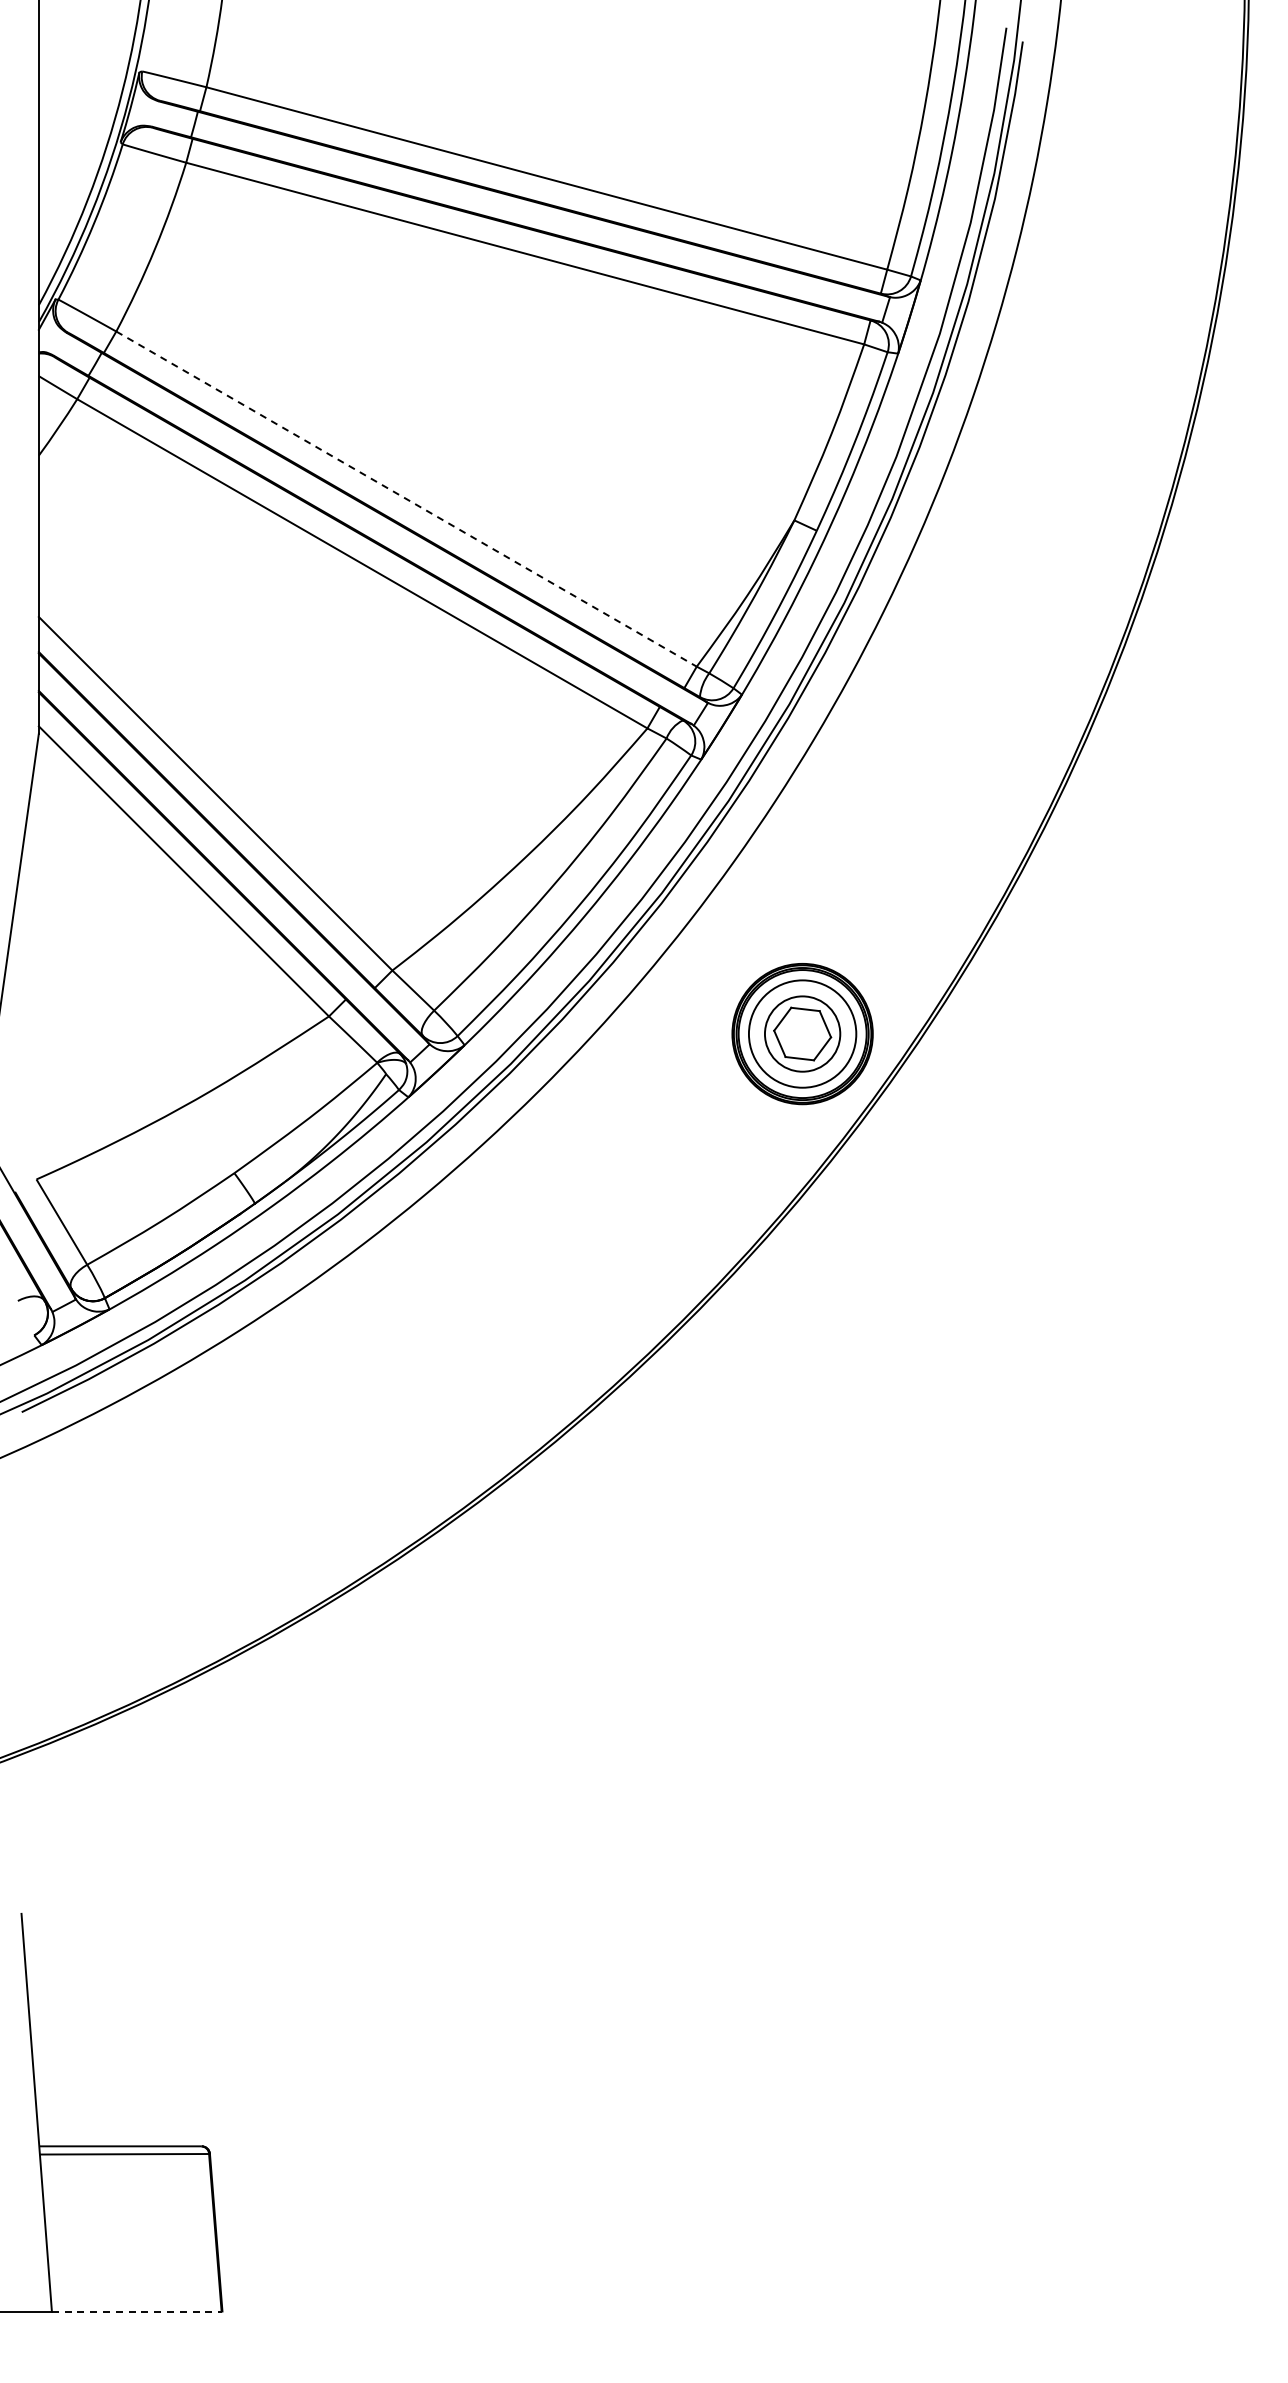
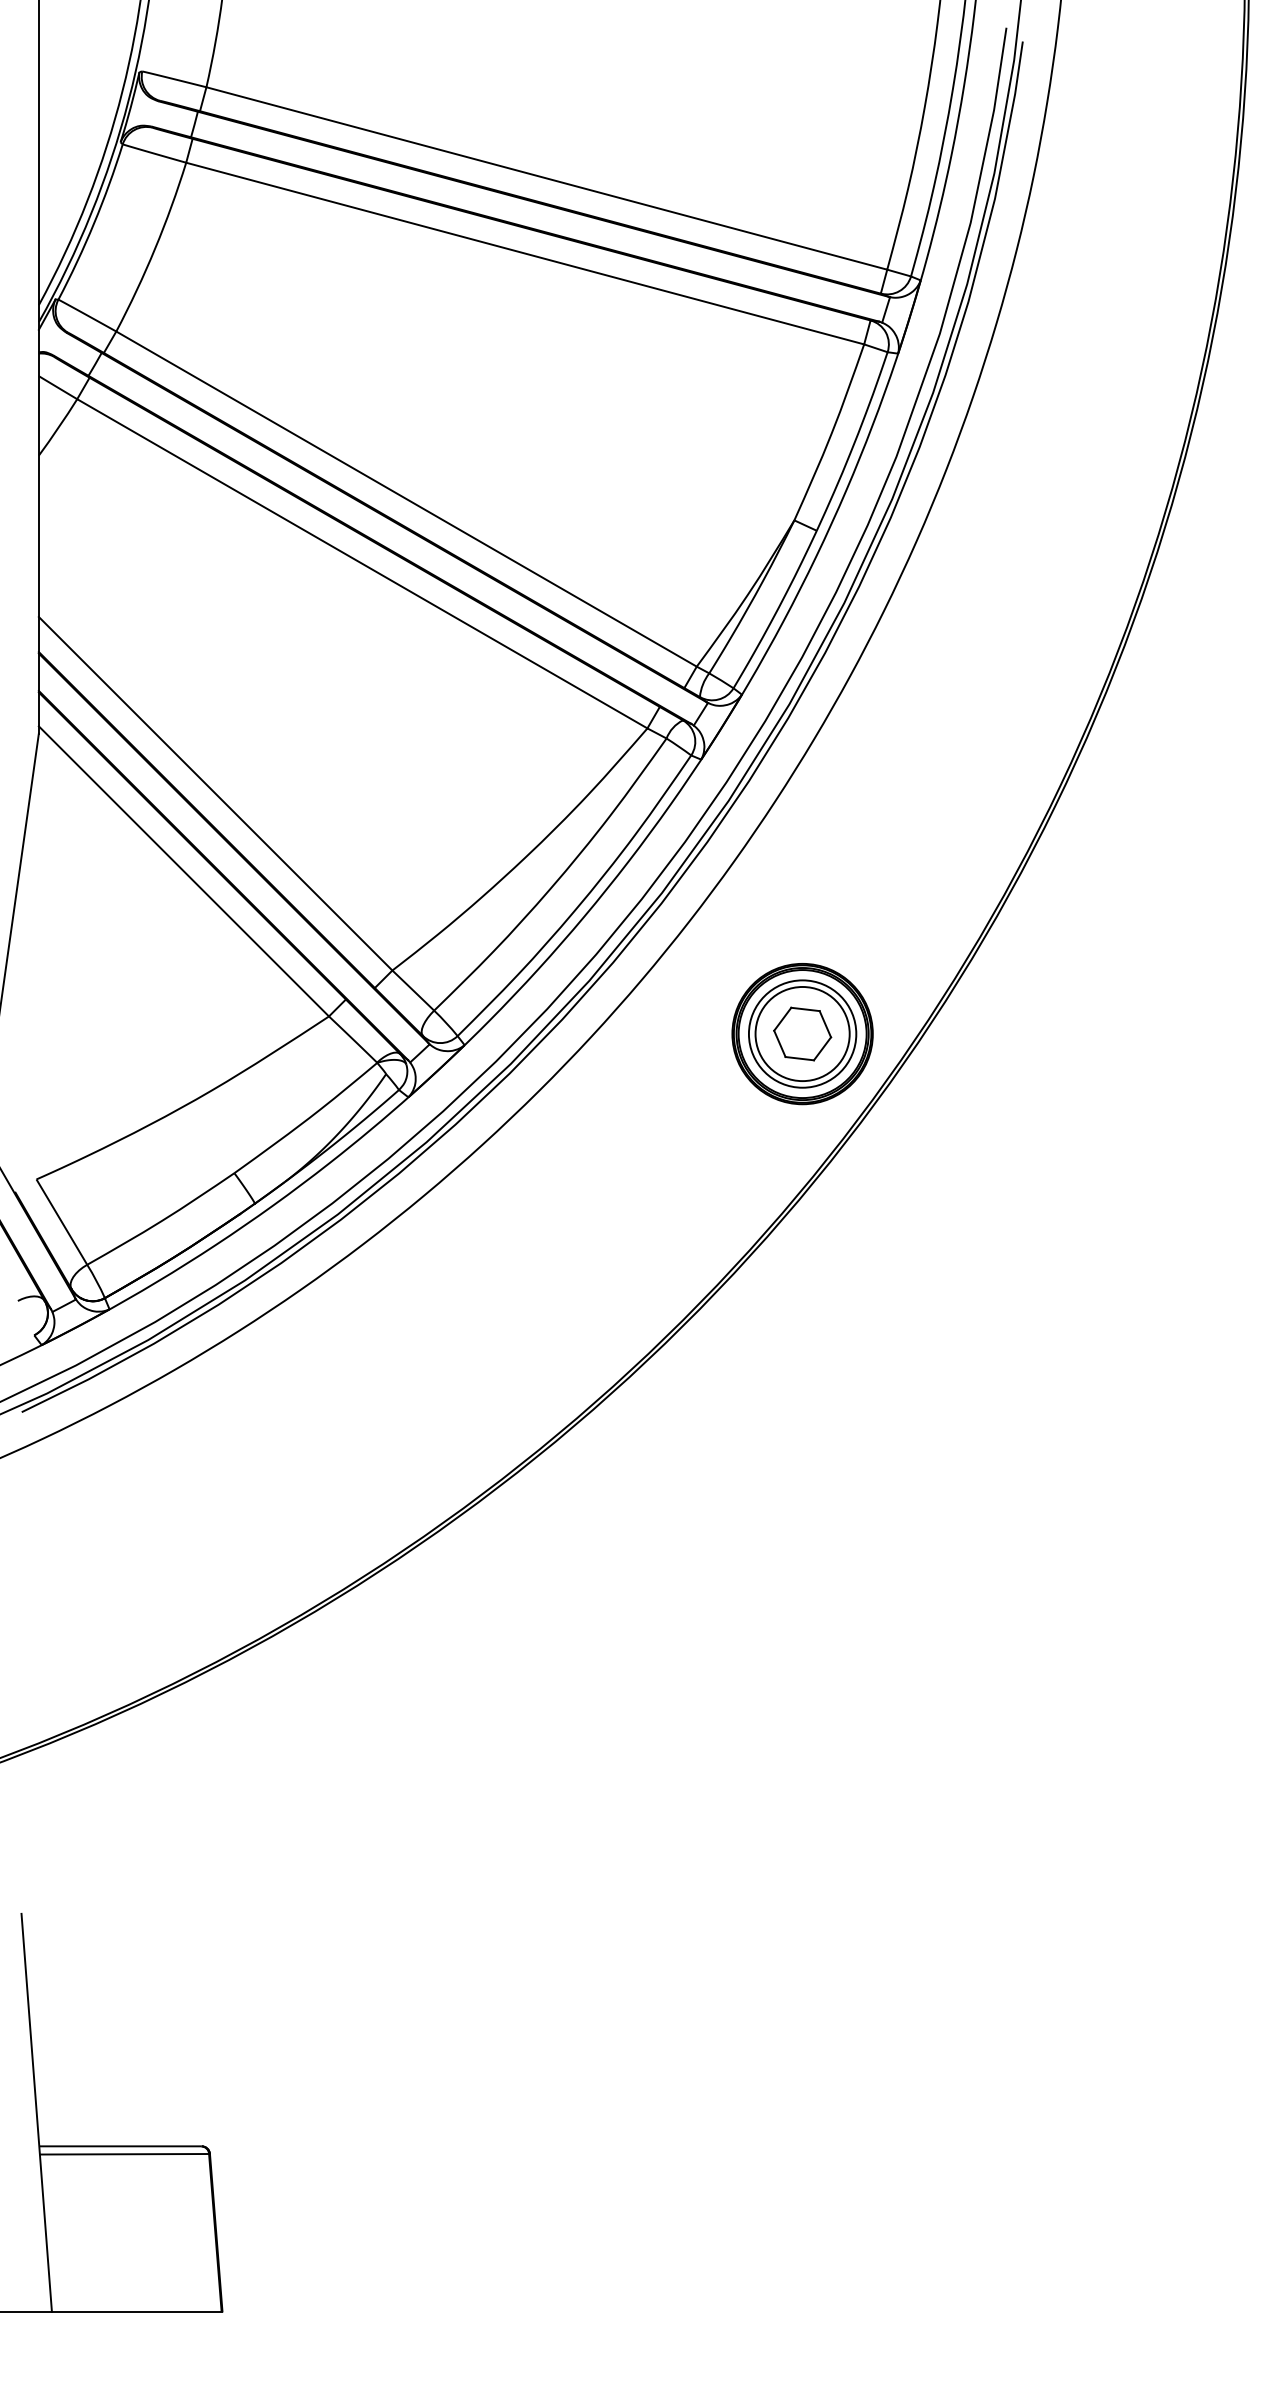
line: dashed -> solid (406, 499)
circle diameter: 75 px -> 94 px (802, 1033)
line: dashed -> solid (136, 2311)
